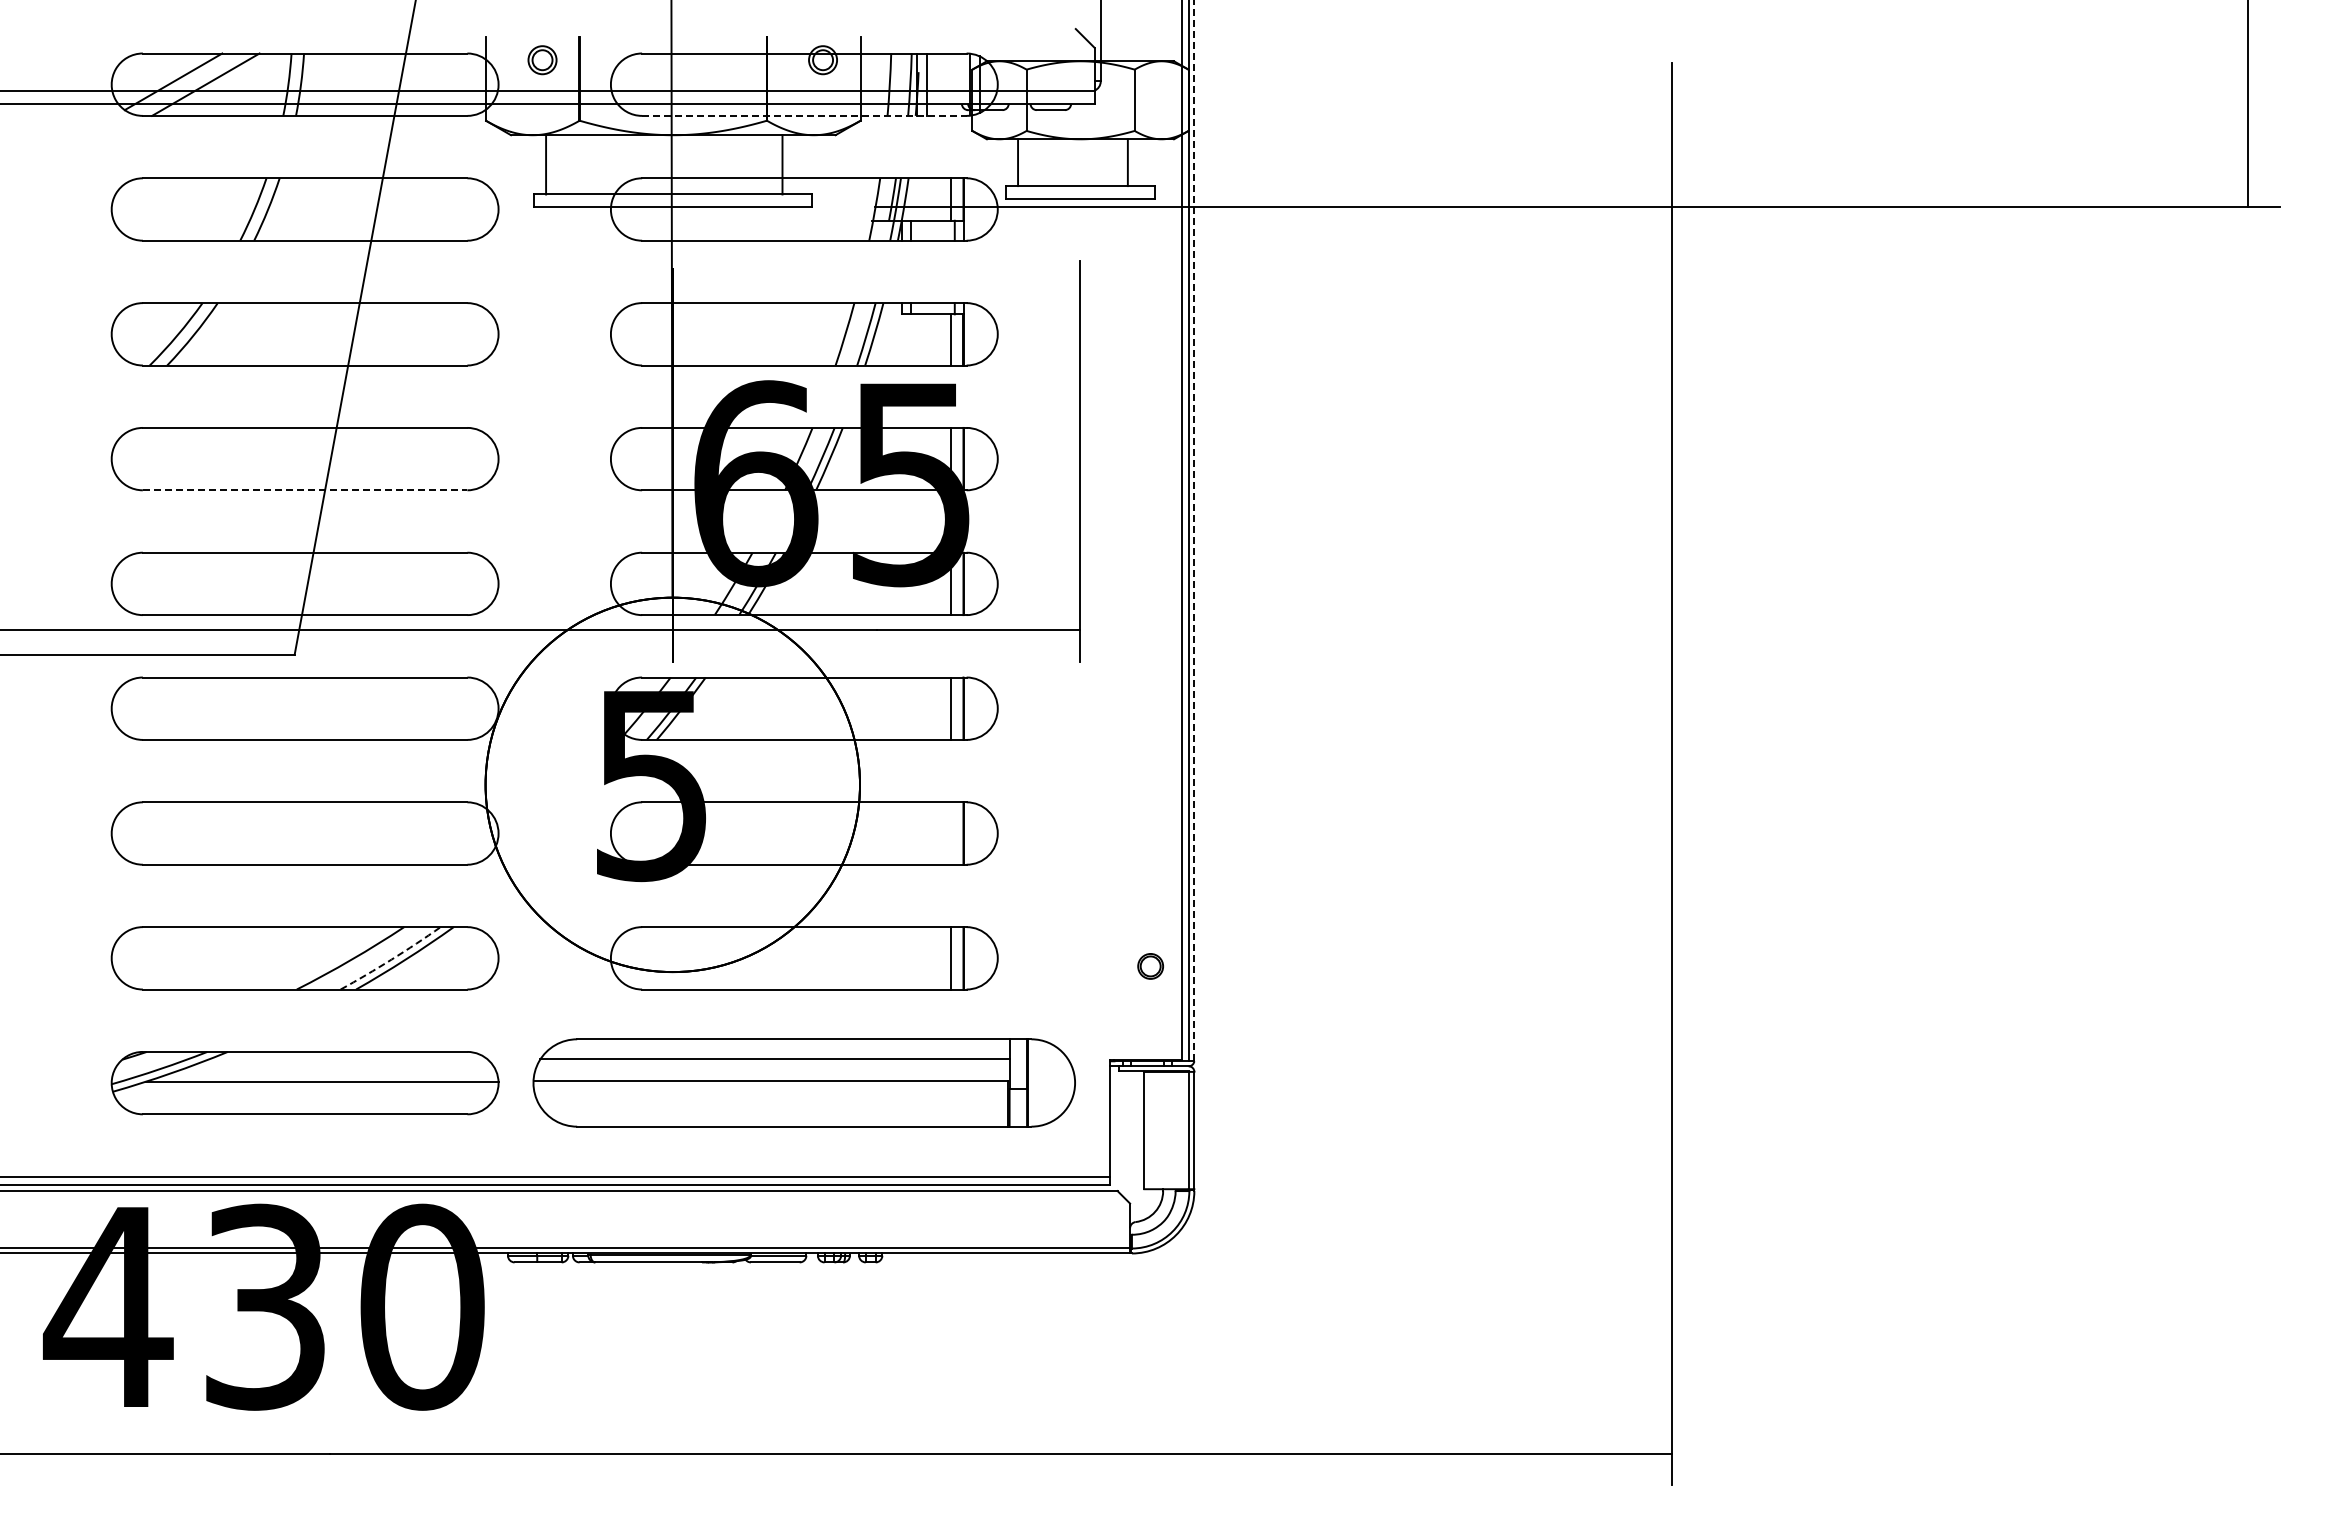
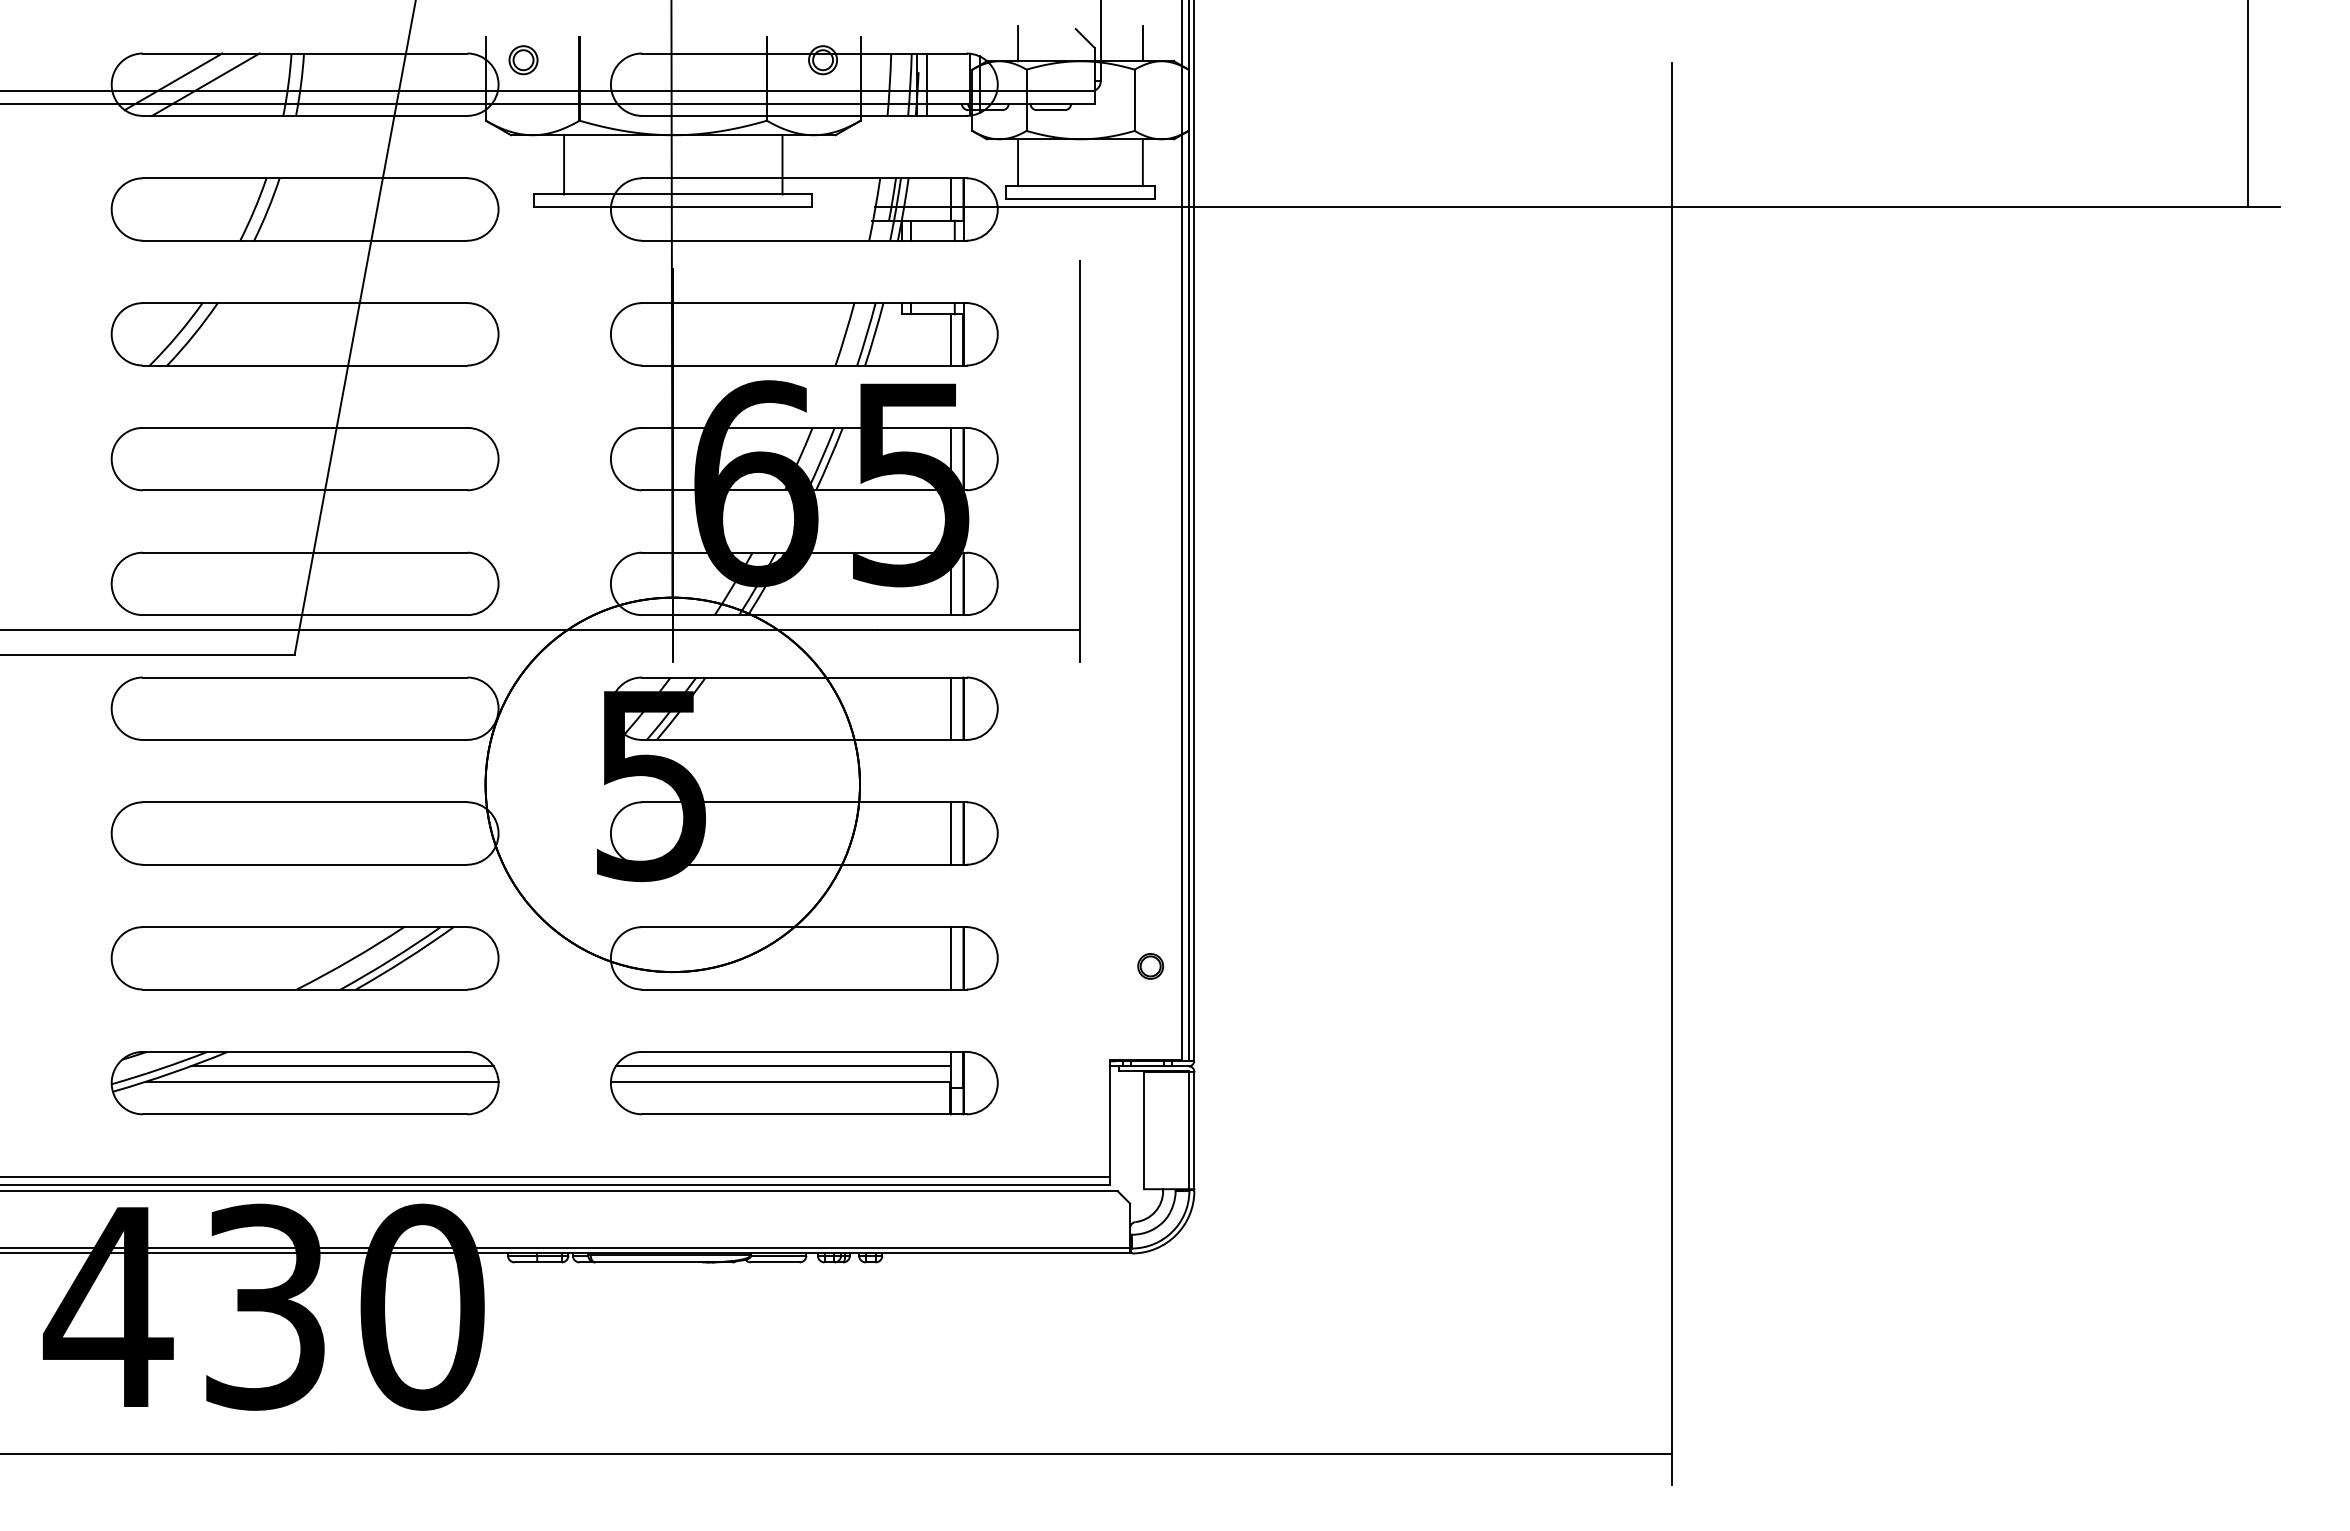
line: none -> present (1018, 43)
line: none -> present (1142, 43)
part position: (542, 60) -> (523, 60) (523, 60)
line: dashed -> solid (804, 115)
line position: (1127, 162) -> (1142, 162) (1142, 162)
line position: (546, 164) -> (564, 164) (564, 164)
line: dashed -> solid (305, 490)
line: dashed -> solid (1194, 530)
line: none -> present (950, 833)
arc: dashed -> solid (391, 959)
line: none -> present (341, 1066)
part size: 544x90 px -> 389x65 px (804, 1083)
